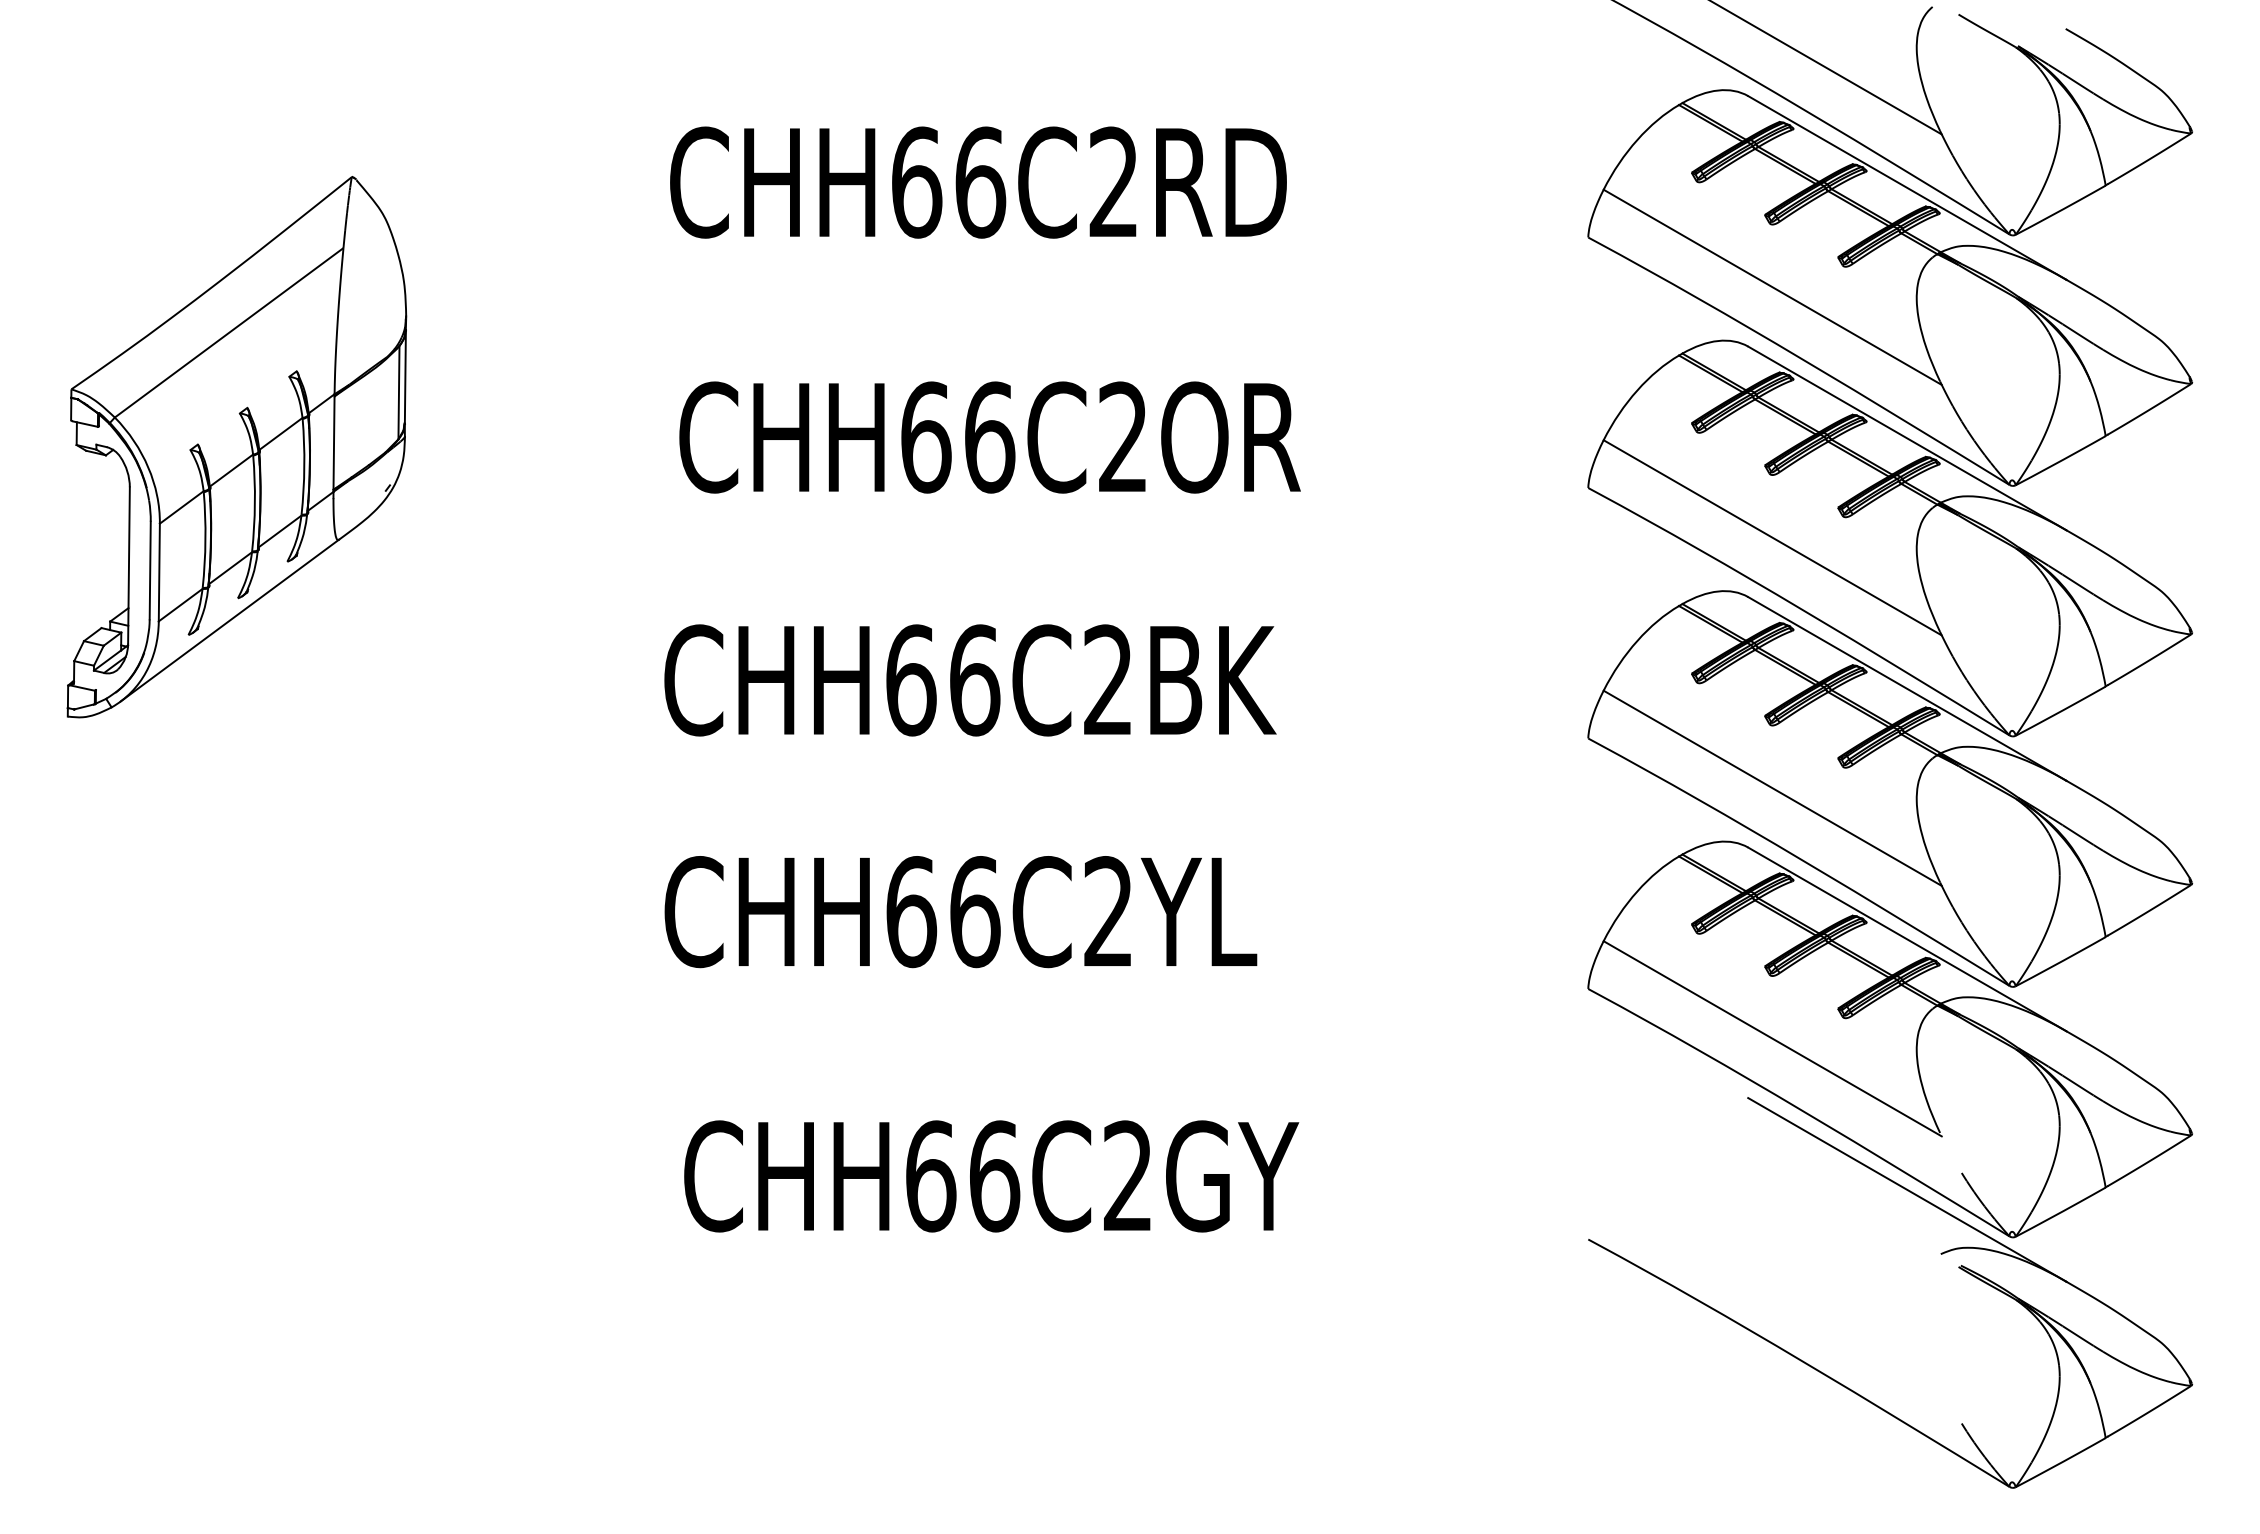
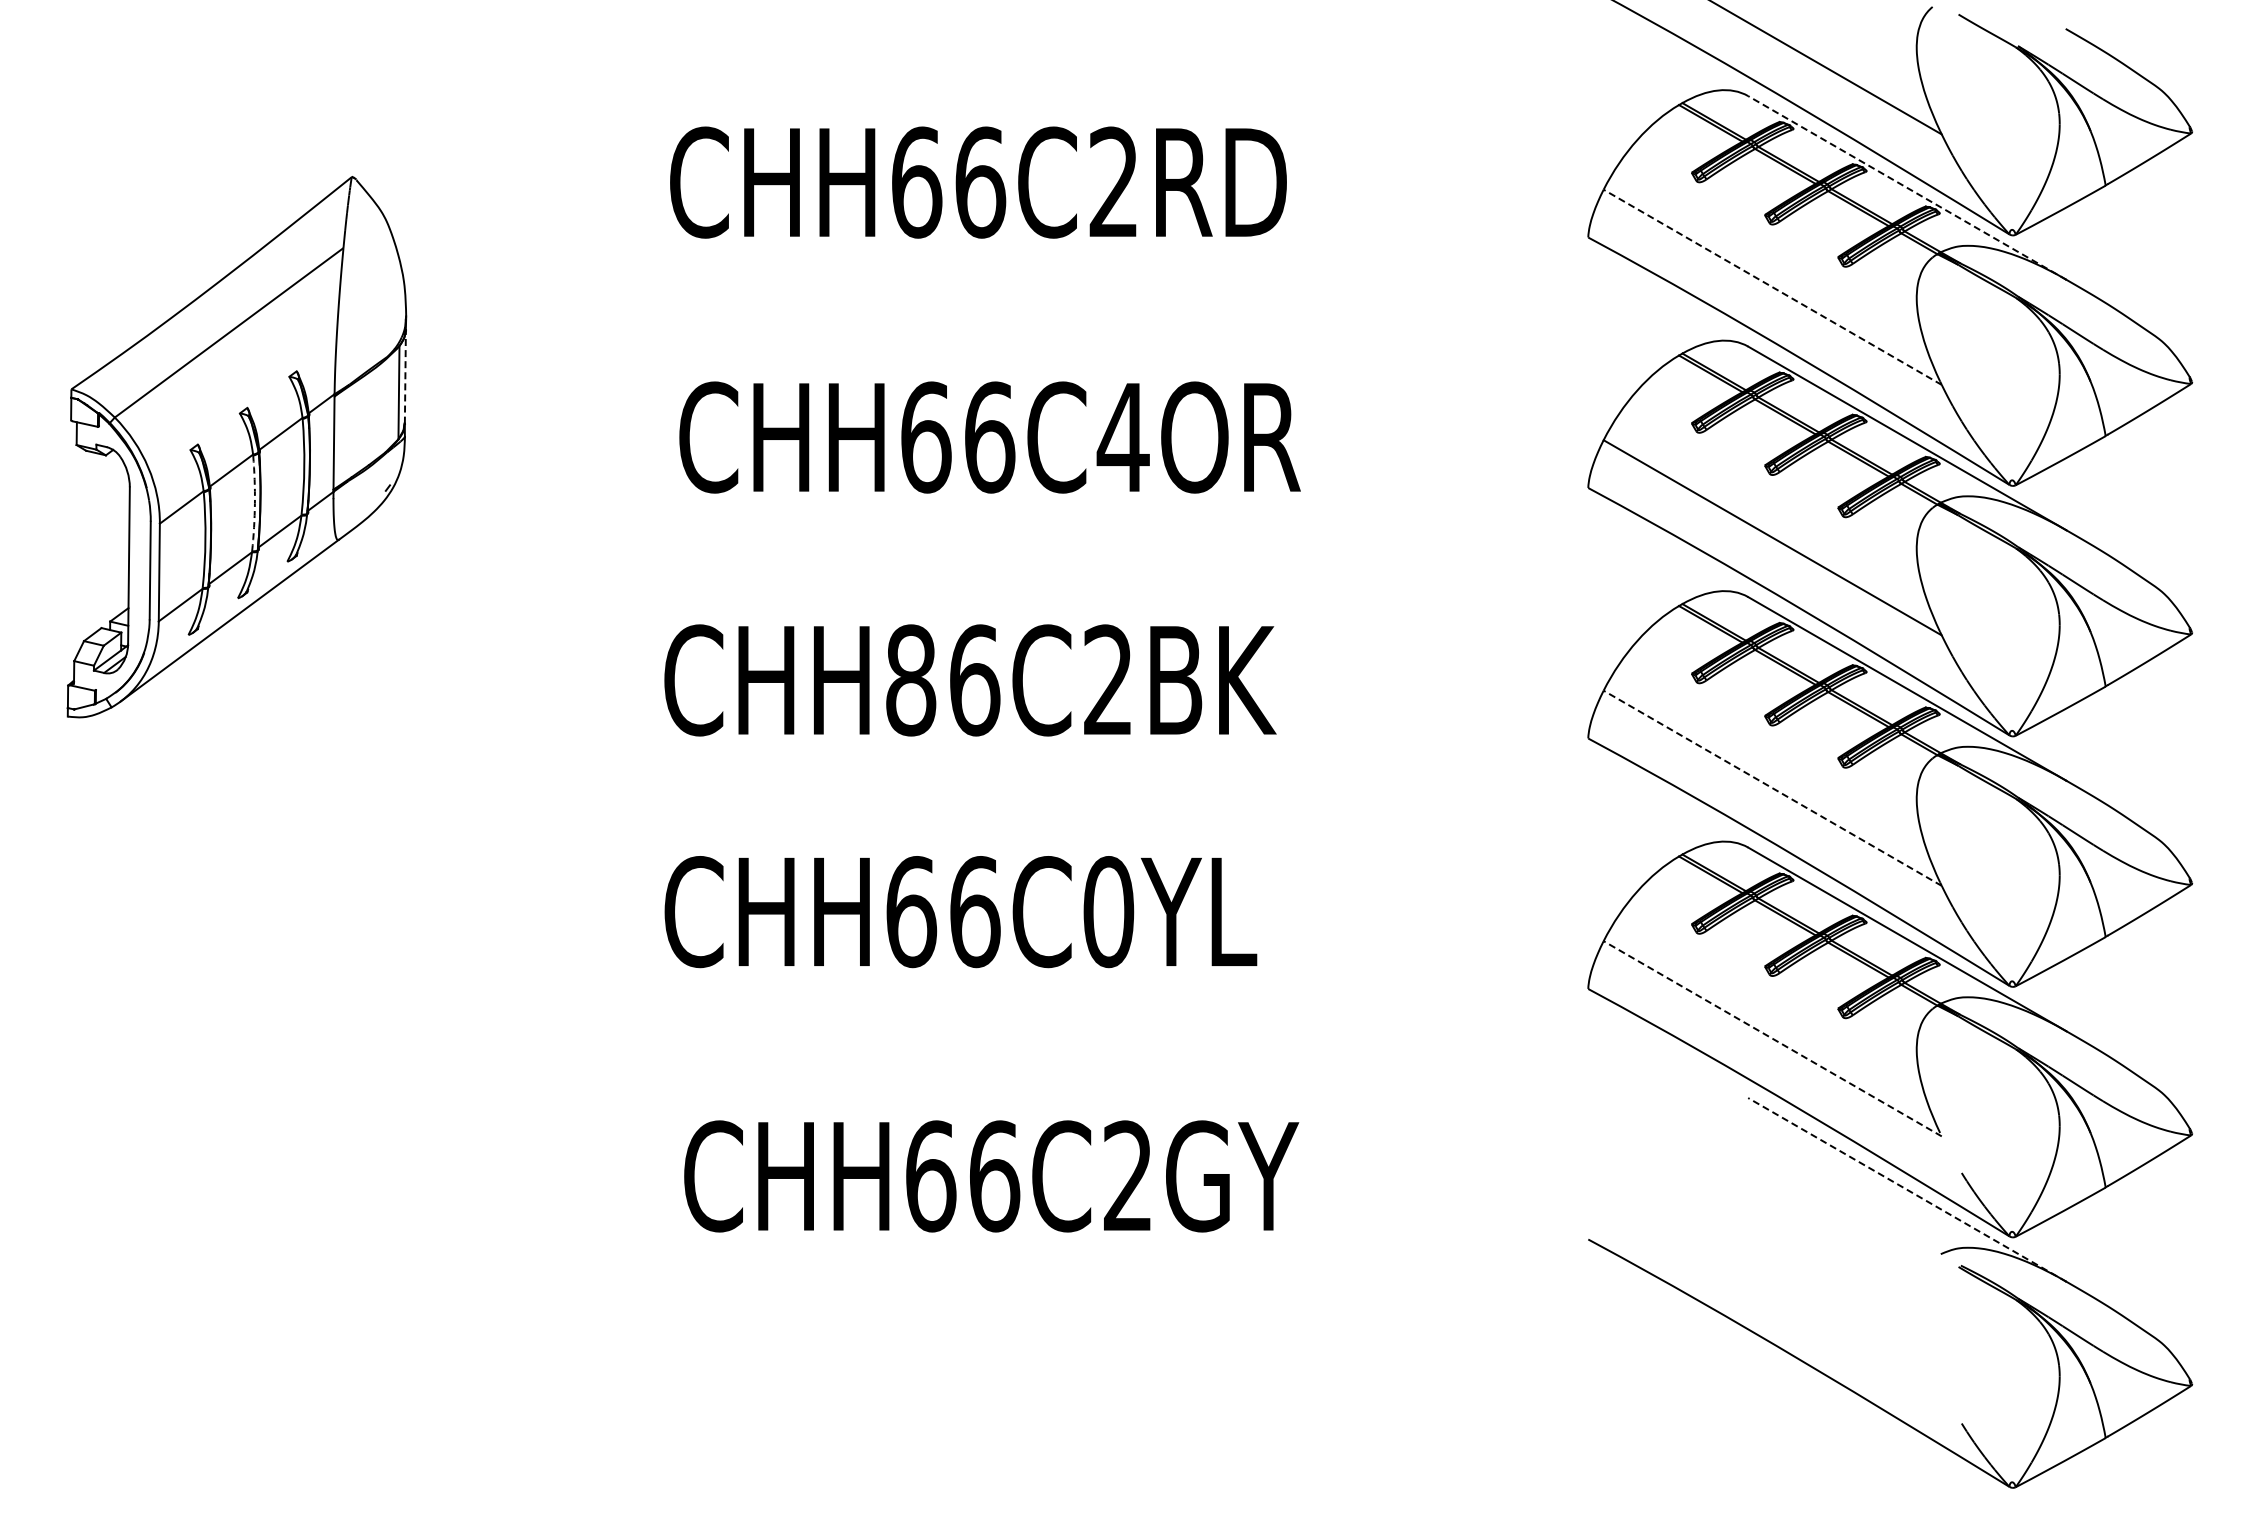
line: solid -> dashed (1907, 188)
line: solid -> dashed (1772, 287)
line: solid -> dashed (405, 376)
text: CHH66C2OR -> CHH66C4OR (1122, 436)
arc: solid -> dashed (254, 503)
text: CHH66C2BK -> CHH86C2BK (911, 680)
line: solid -> dashed (1772, 788)
text: CHH66C2YL -> CHH66C0YL (1108, 912)
line: solid -> dashed (1772, 1038)
line: solid -> dashed (1907, 1189)
